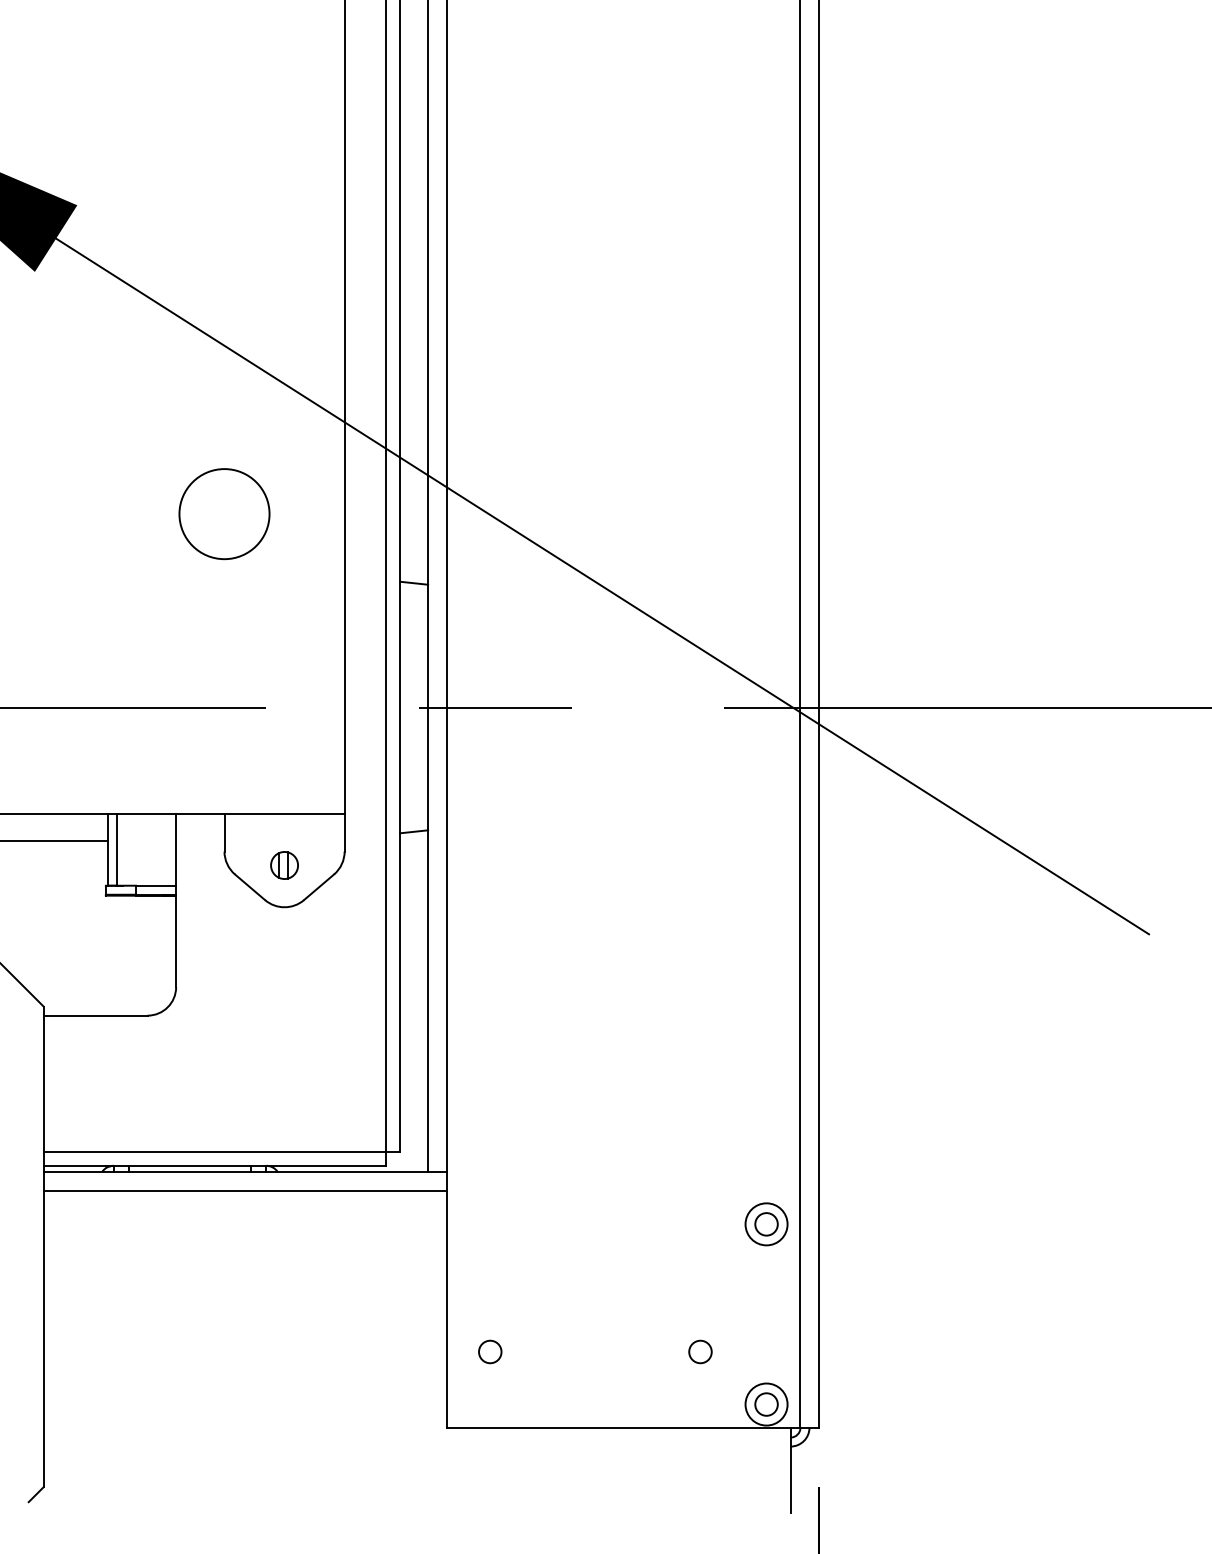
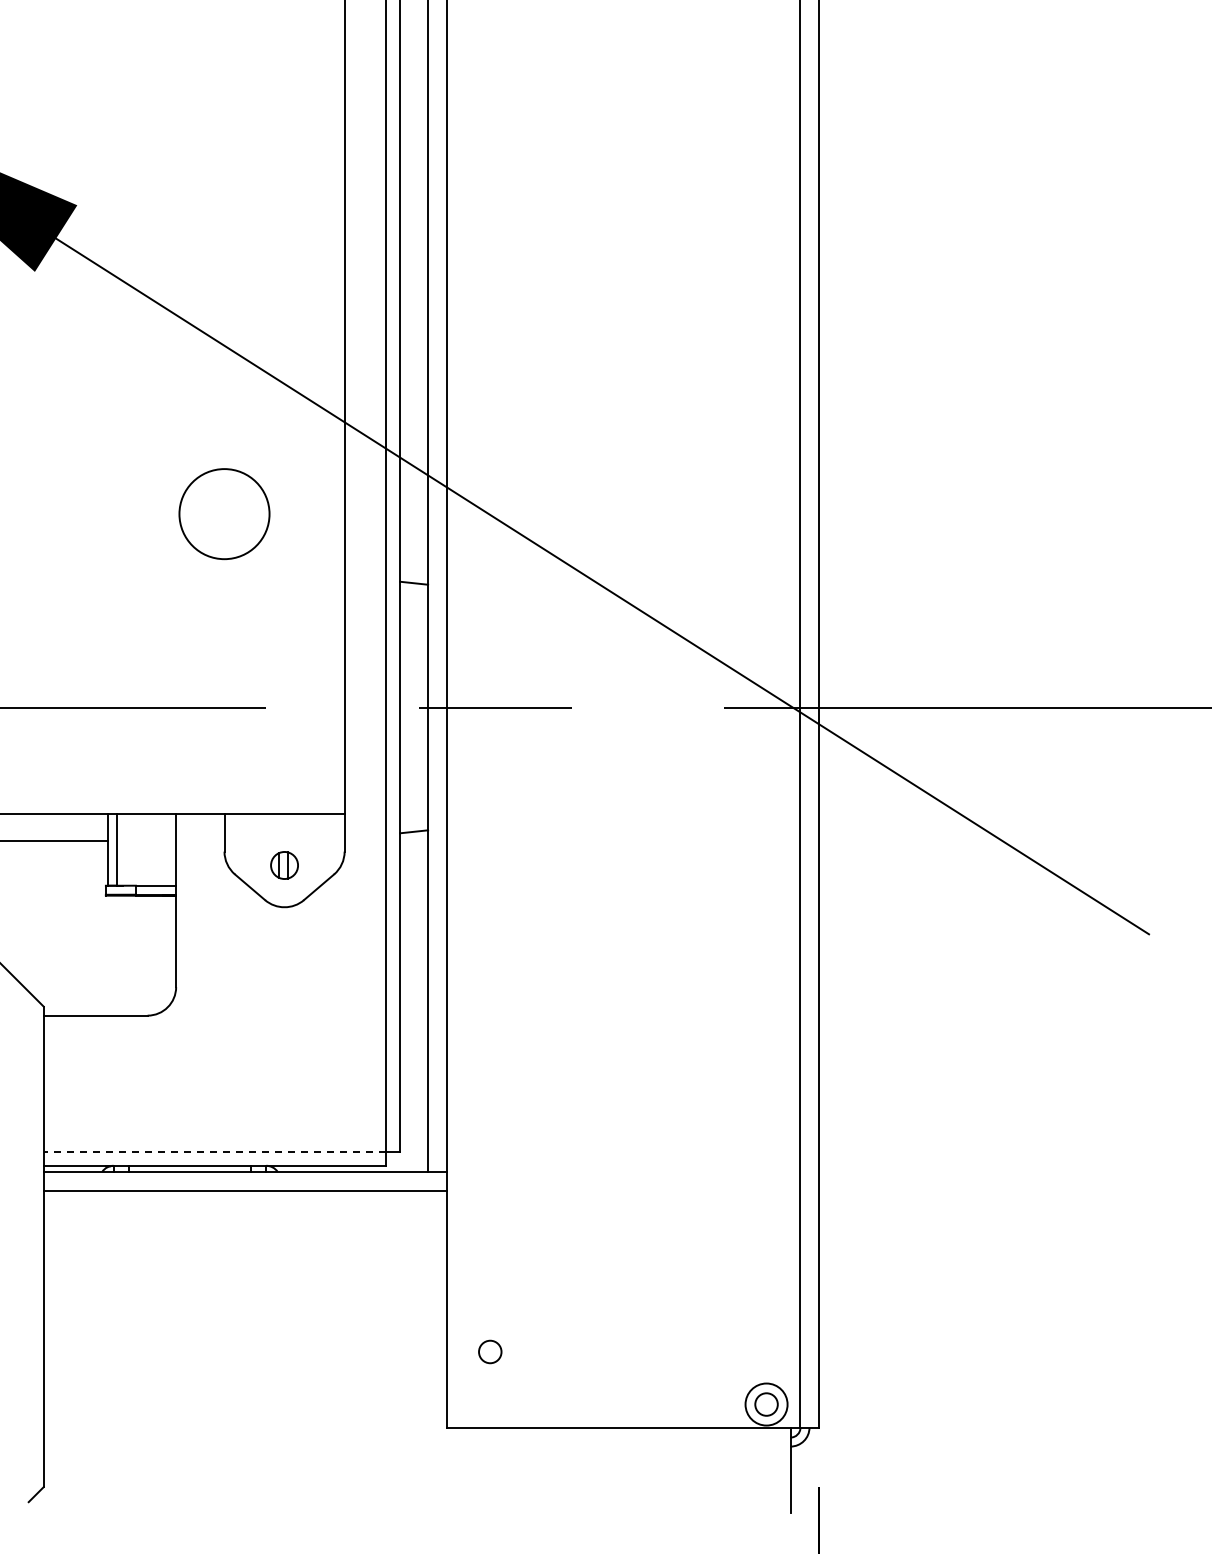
line: solid -> dashed (214, 1151)
part: present -> none (766, 1224)
circle: present -> none (700, 1351)
